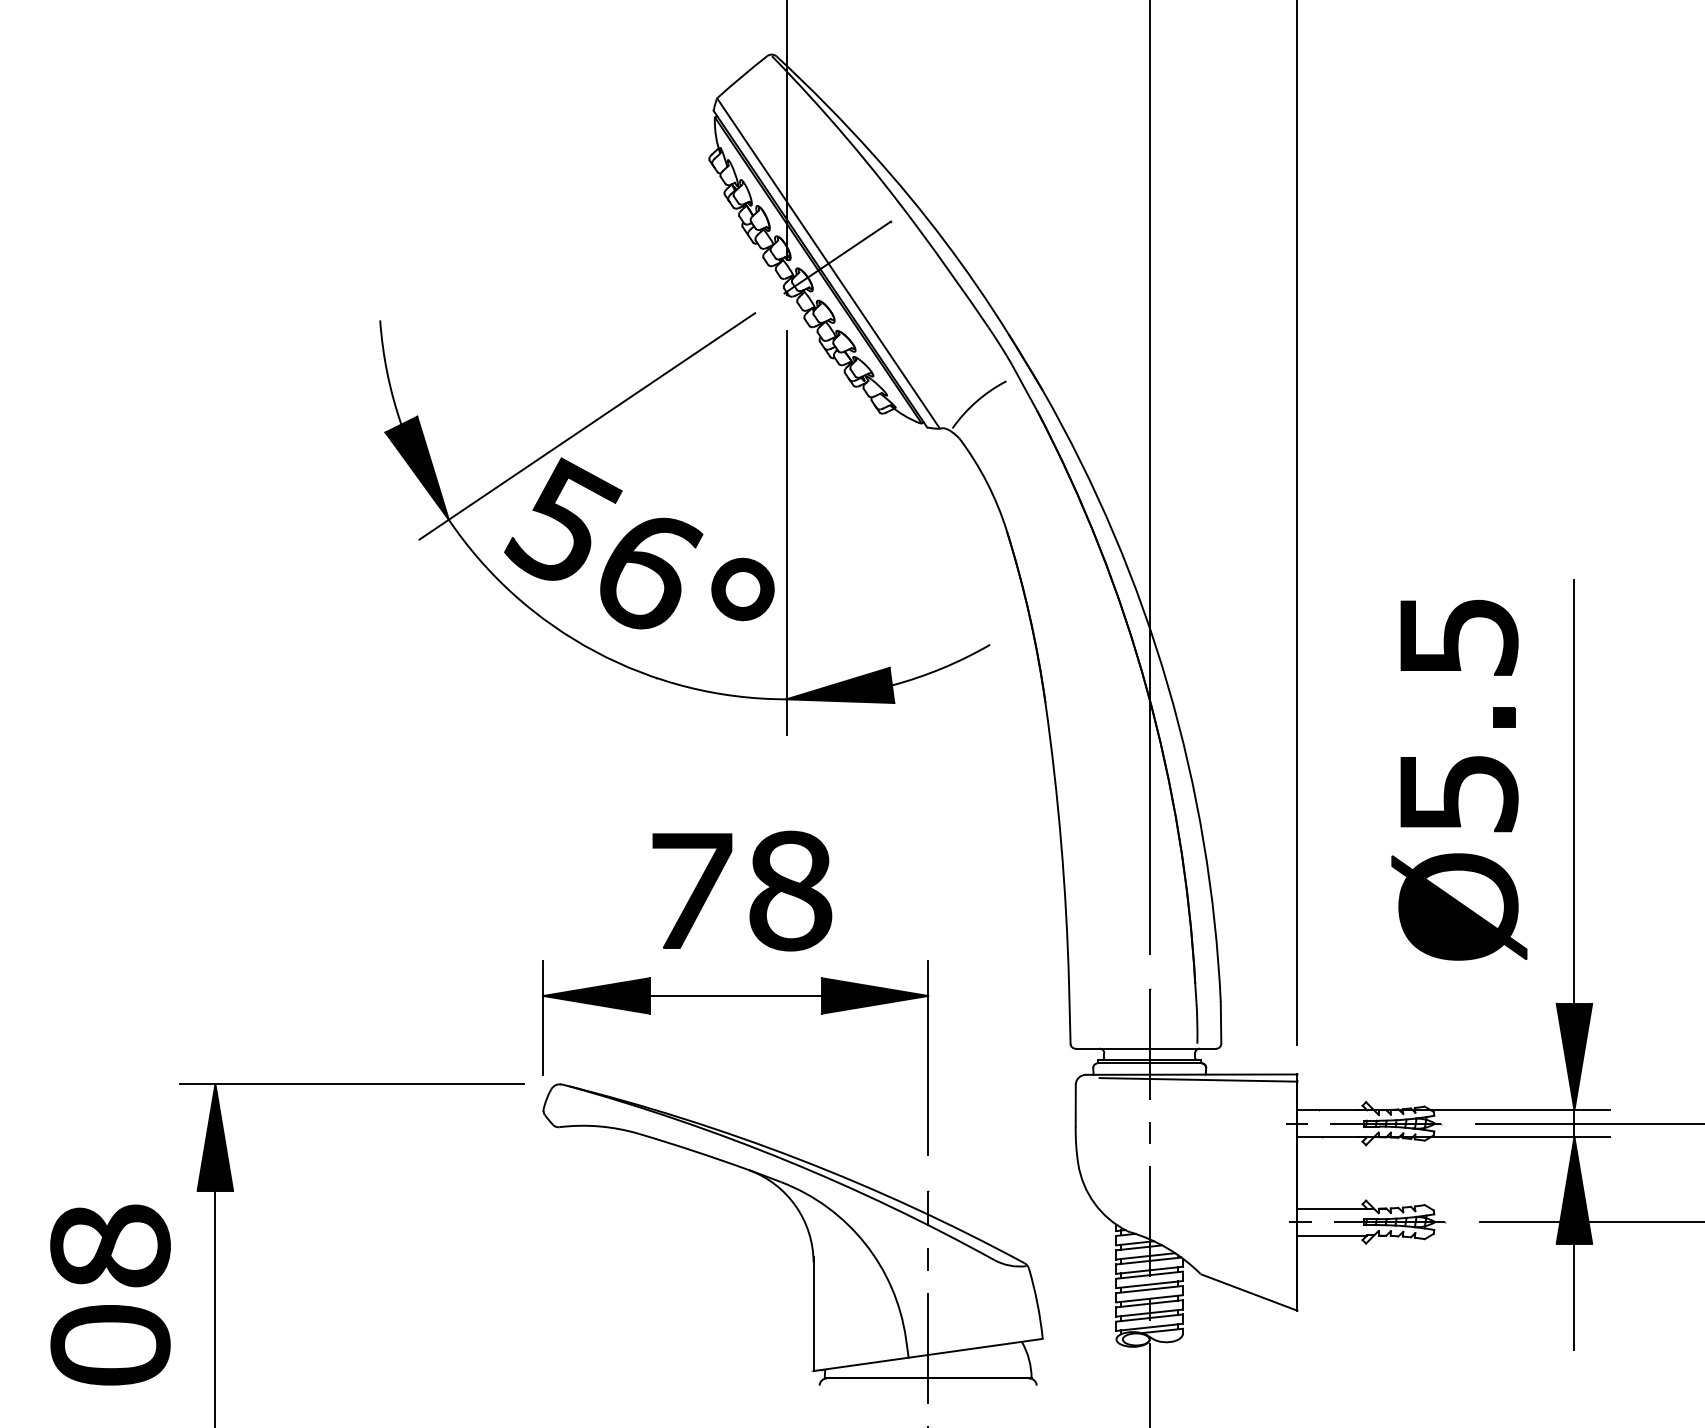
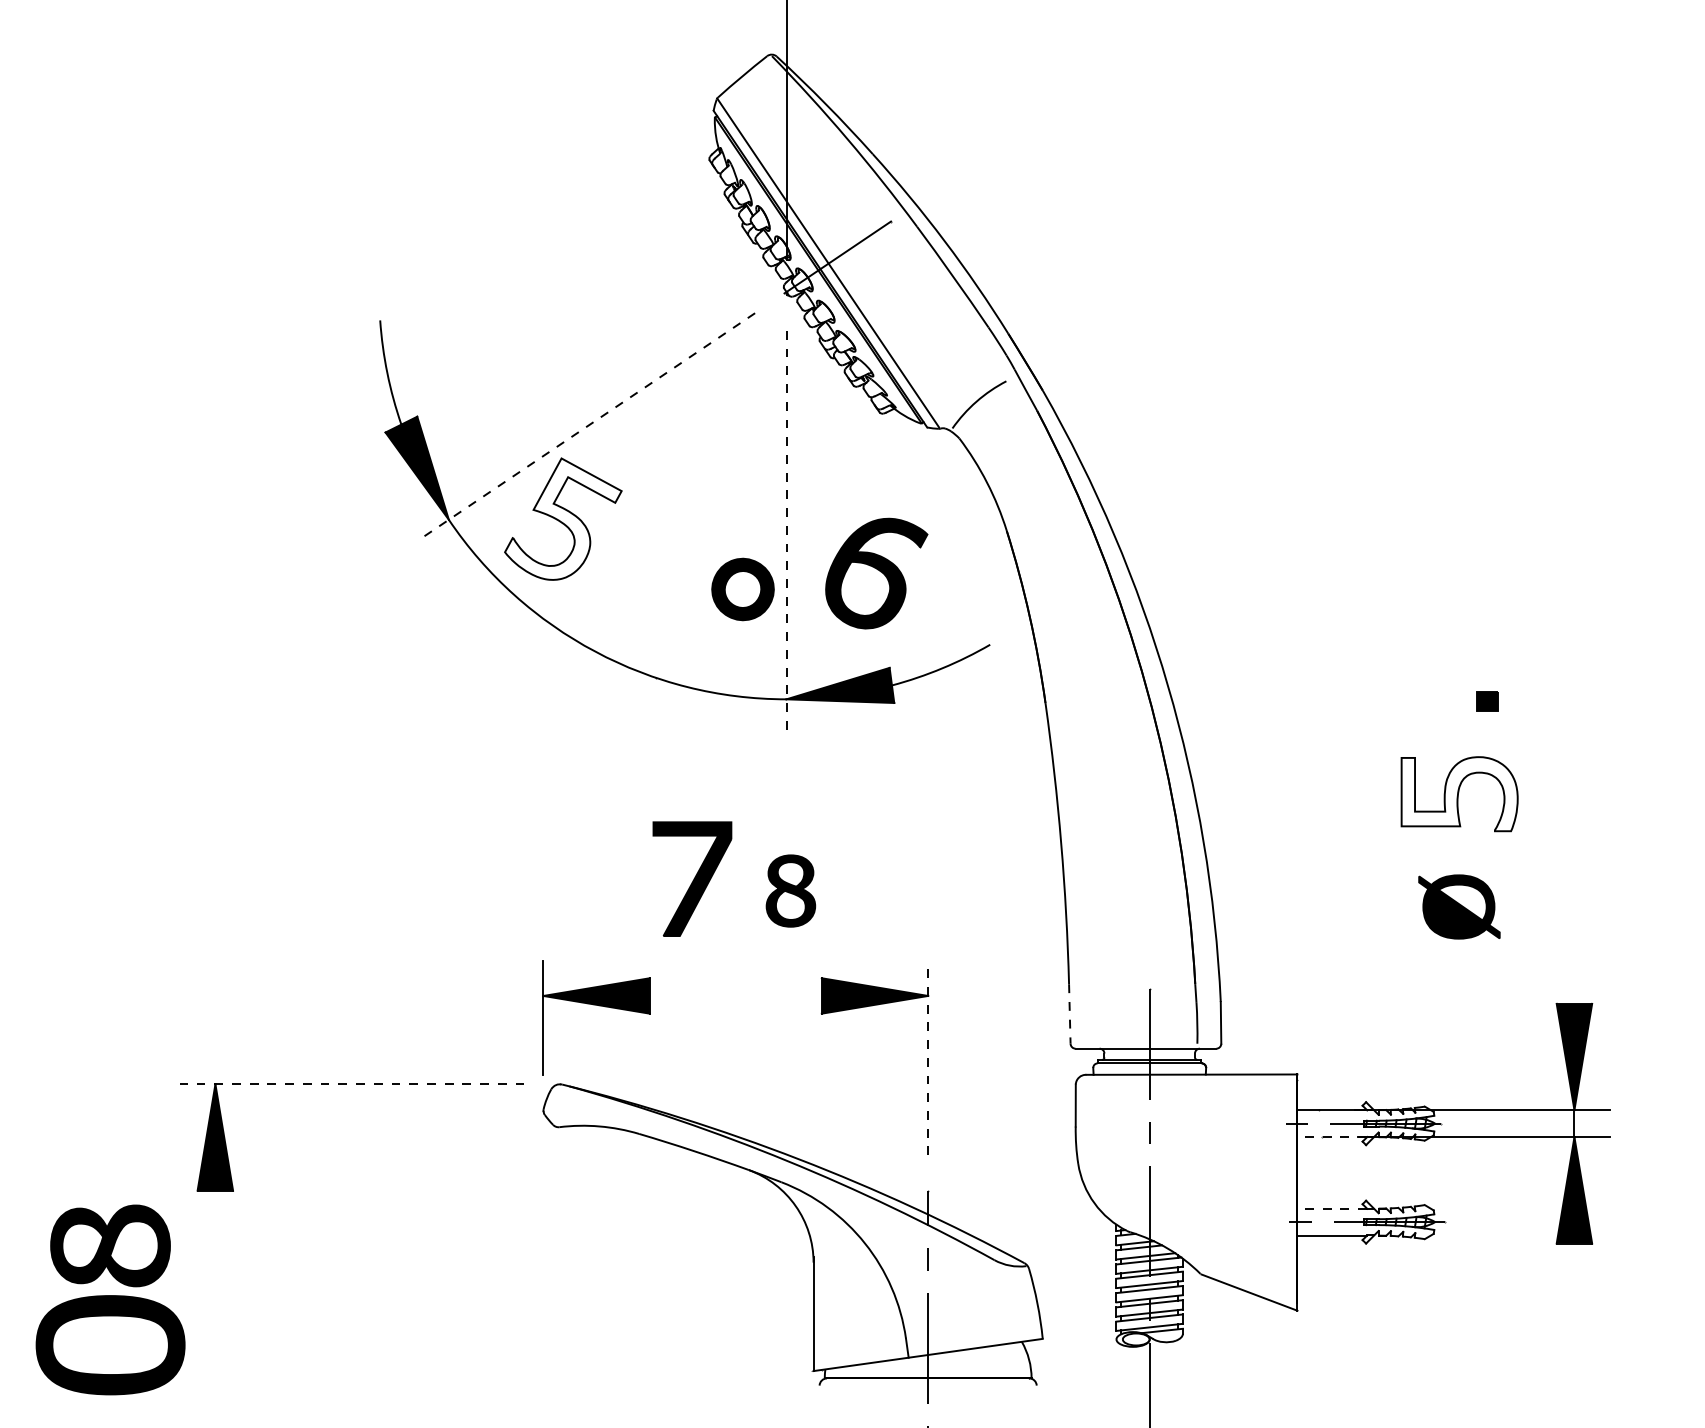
line: solid -> dashed (586, 426)
line: present -> none (1149, 477)
fill: present -> none (563, 518)
line: present -> none (1297, 523)
line: solid -> dashed (786, 532)
part position: (651, 573) -> (876, 573) (876, 573)
part: present -> none (1459, 637)
part position: (1504, 717) -> (1487, 701) (1487, 701)
line: present -> none (1574, 791)
fill: present -> none (1459, 794)
part position: (692, 890) -> (692, 878) (692, 878)
part size: 84x122 px -> 52x74 px (790, 890)
part size: 137x108 px -> 83x66 px (1459, 906)
line: present -> none (735, 995)
line: solid -> dashed (1069, 1013)
line: solid -> dashed (928, 1057)
line: present -> none (1198, 1079)
line: solid -> dashed (351, 1084)
line: present -> none (1588, 1123)
line: solid -> dashed (1332, 1137)
line: solid -> dashed (1332, 1208)
line: present -> none (1590, 1222)
line: present -> none (1574, 1296)
line: present -> none (215, 1307)
part size: 121x81 px -> 151x101 px (110, 1345)
